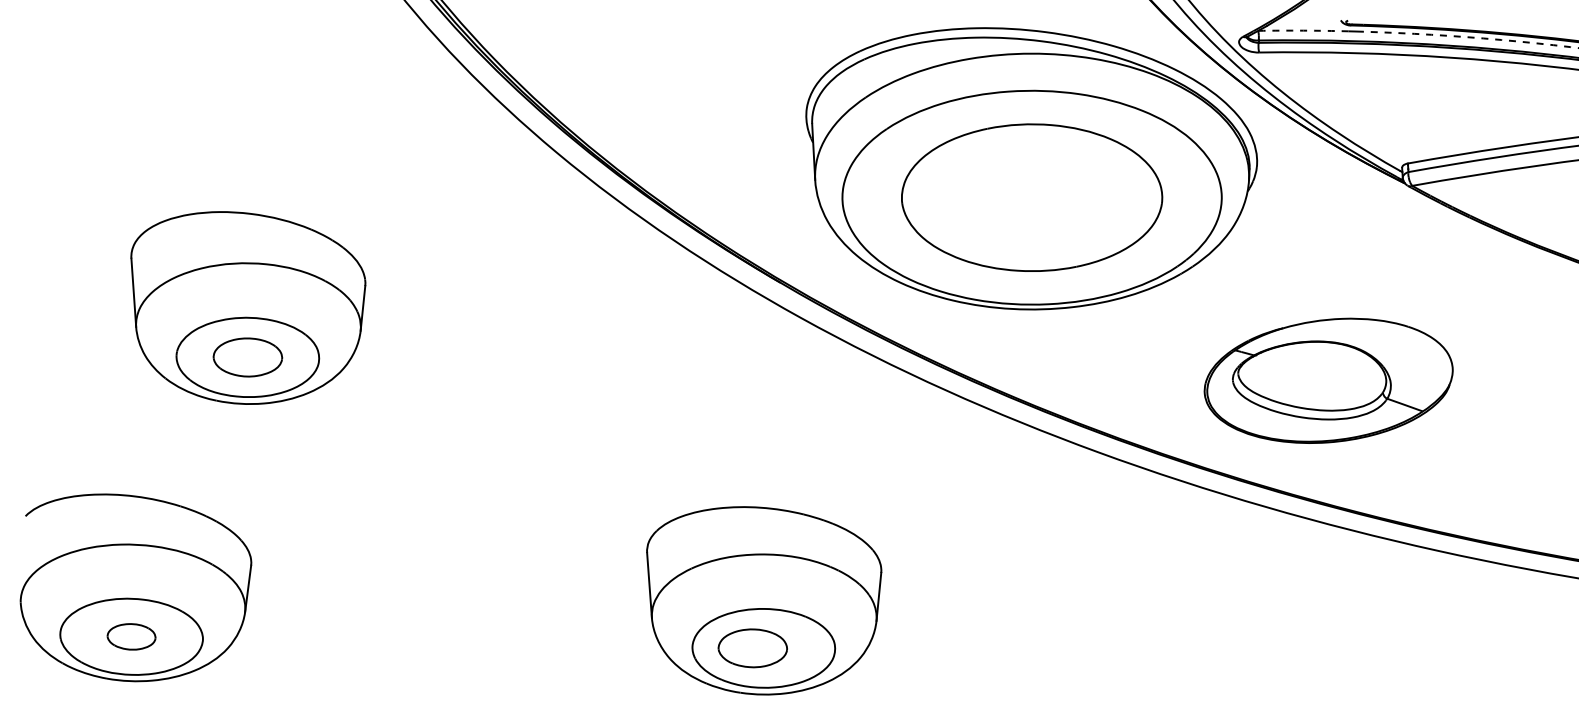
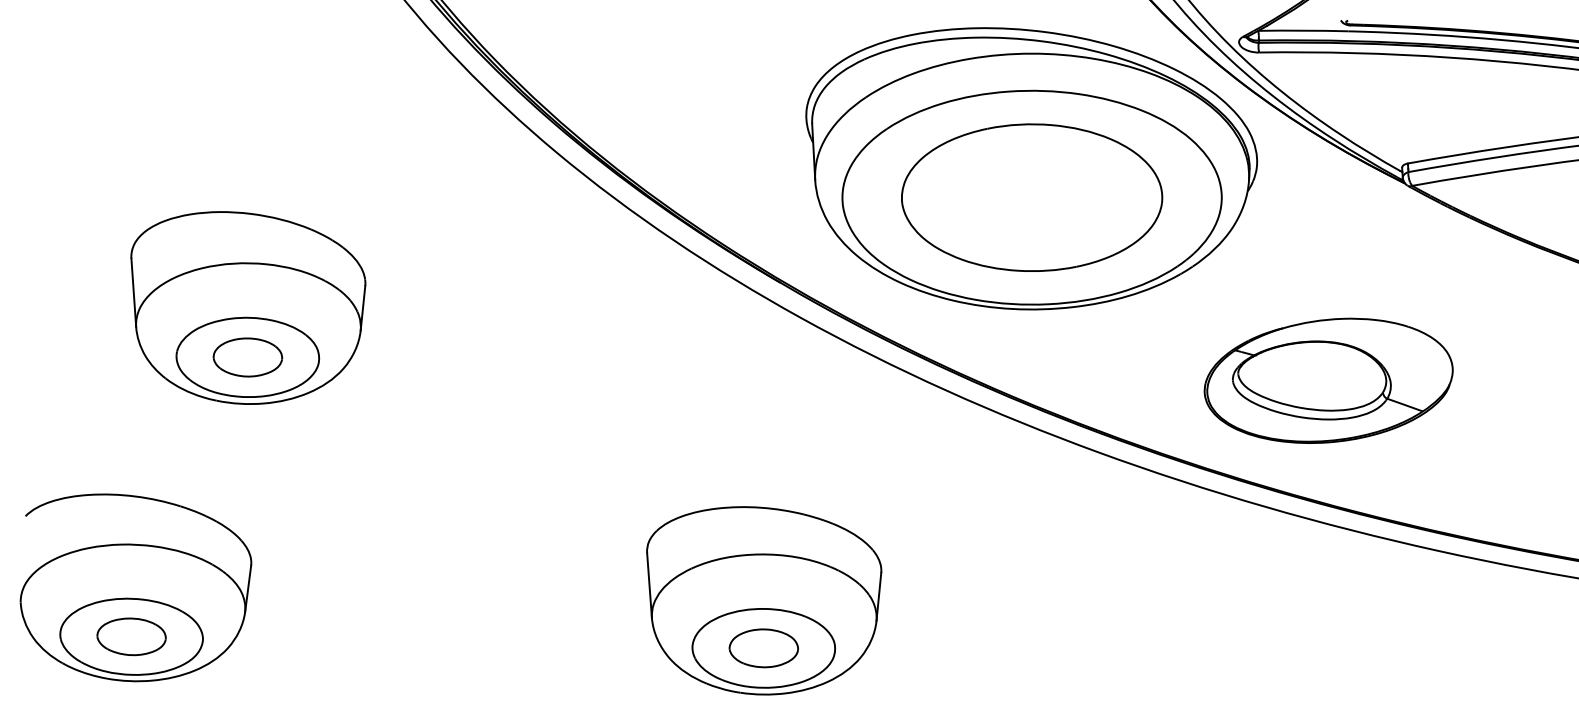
arc: dashed -> solid (1303, 30)
arc: dashed -> solid (1470, 37)
part size: 51x28 px -> 71x40 px (131, 636)
part position: (752, 648) -> (763, 648) (763, 648)
